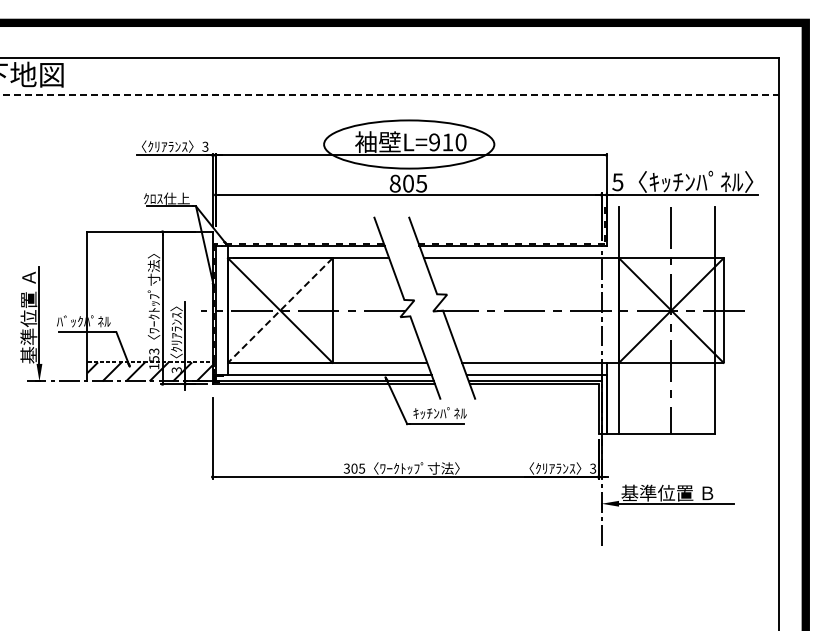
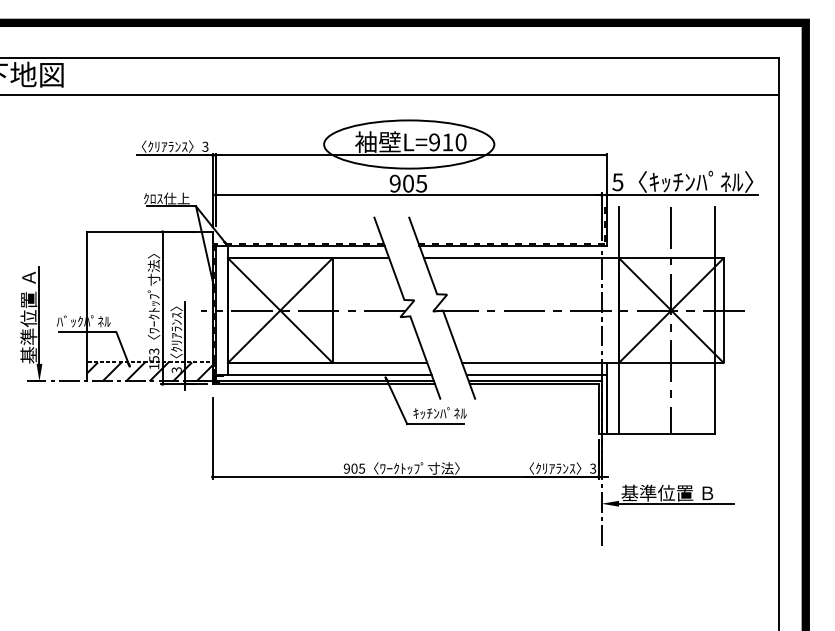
line: dashed -> solid (389, 95)
text: 805 -> 905 (394, 183)
line: dashed -> solid (279, 310)
text: 305 -> 905 (346, 468)
